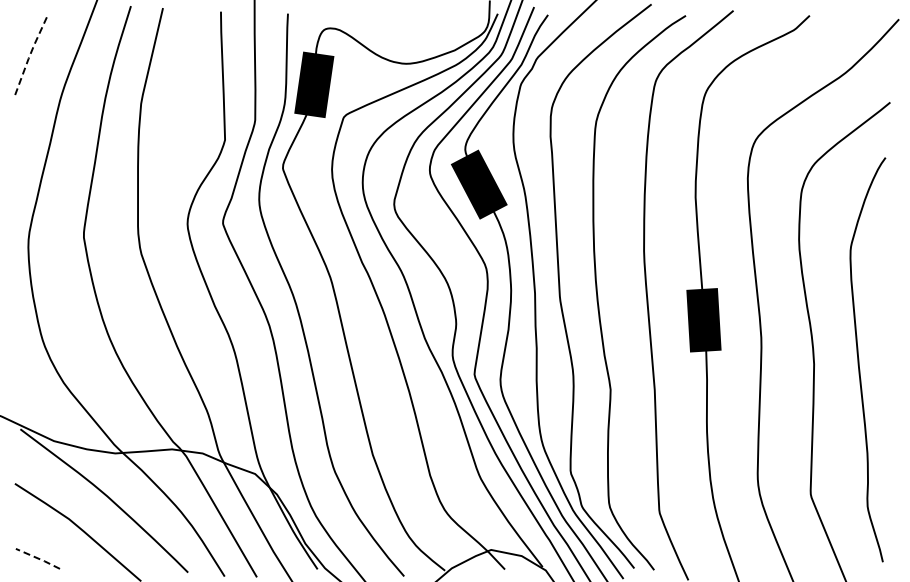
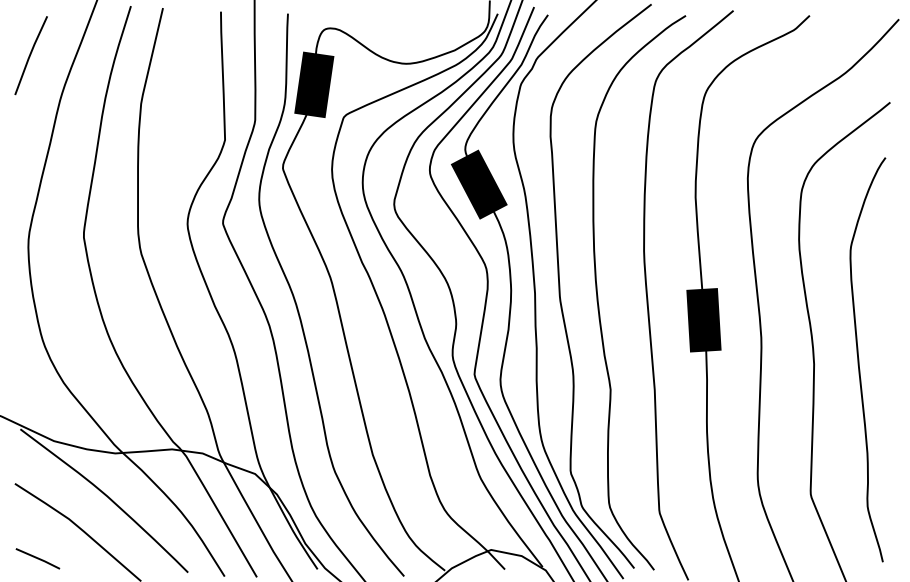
line: dashed -> solid (30, 55)
line: dashed -> solid (38, 558)
